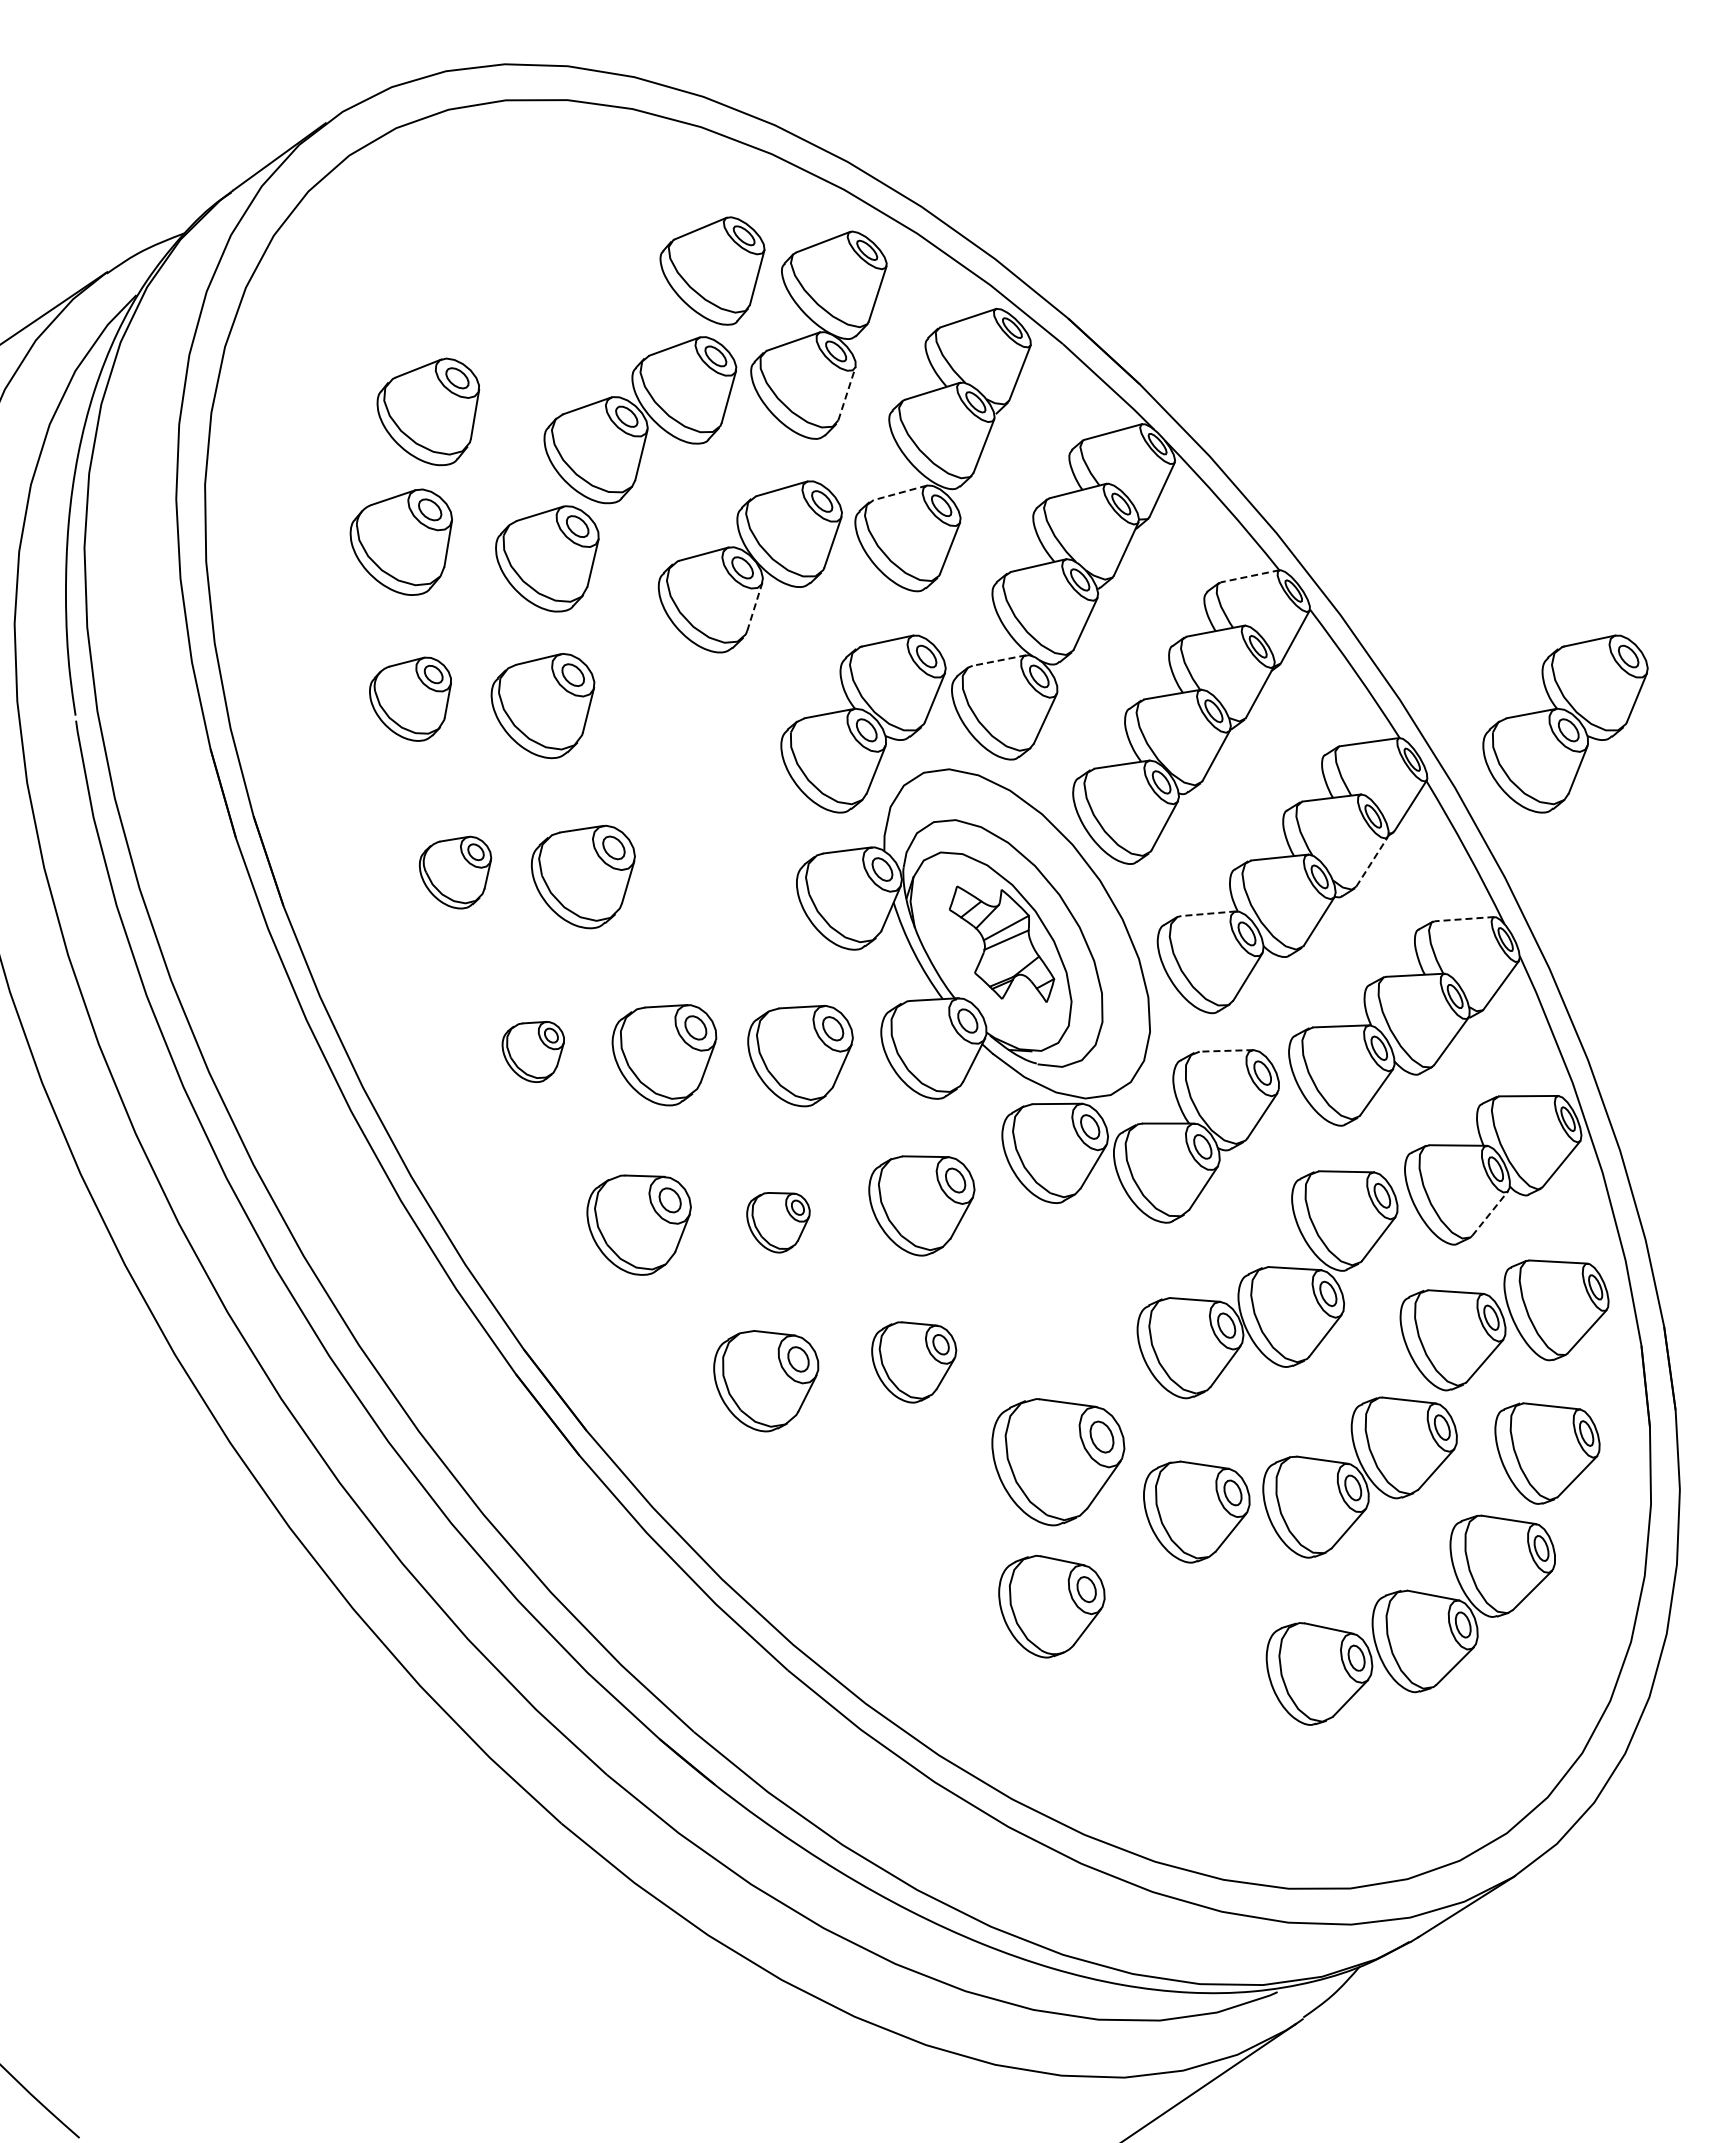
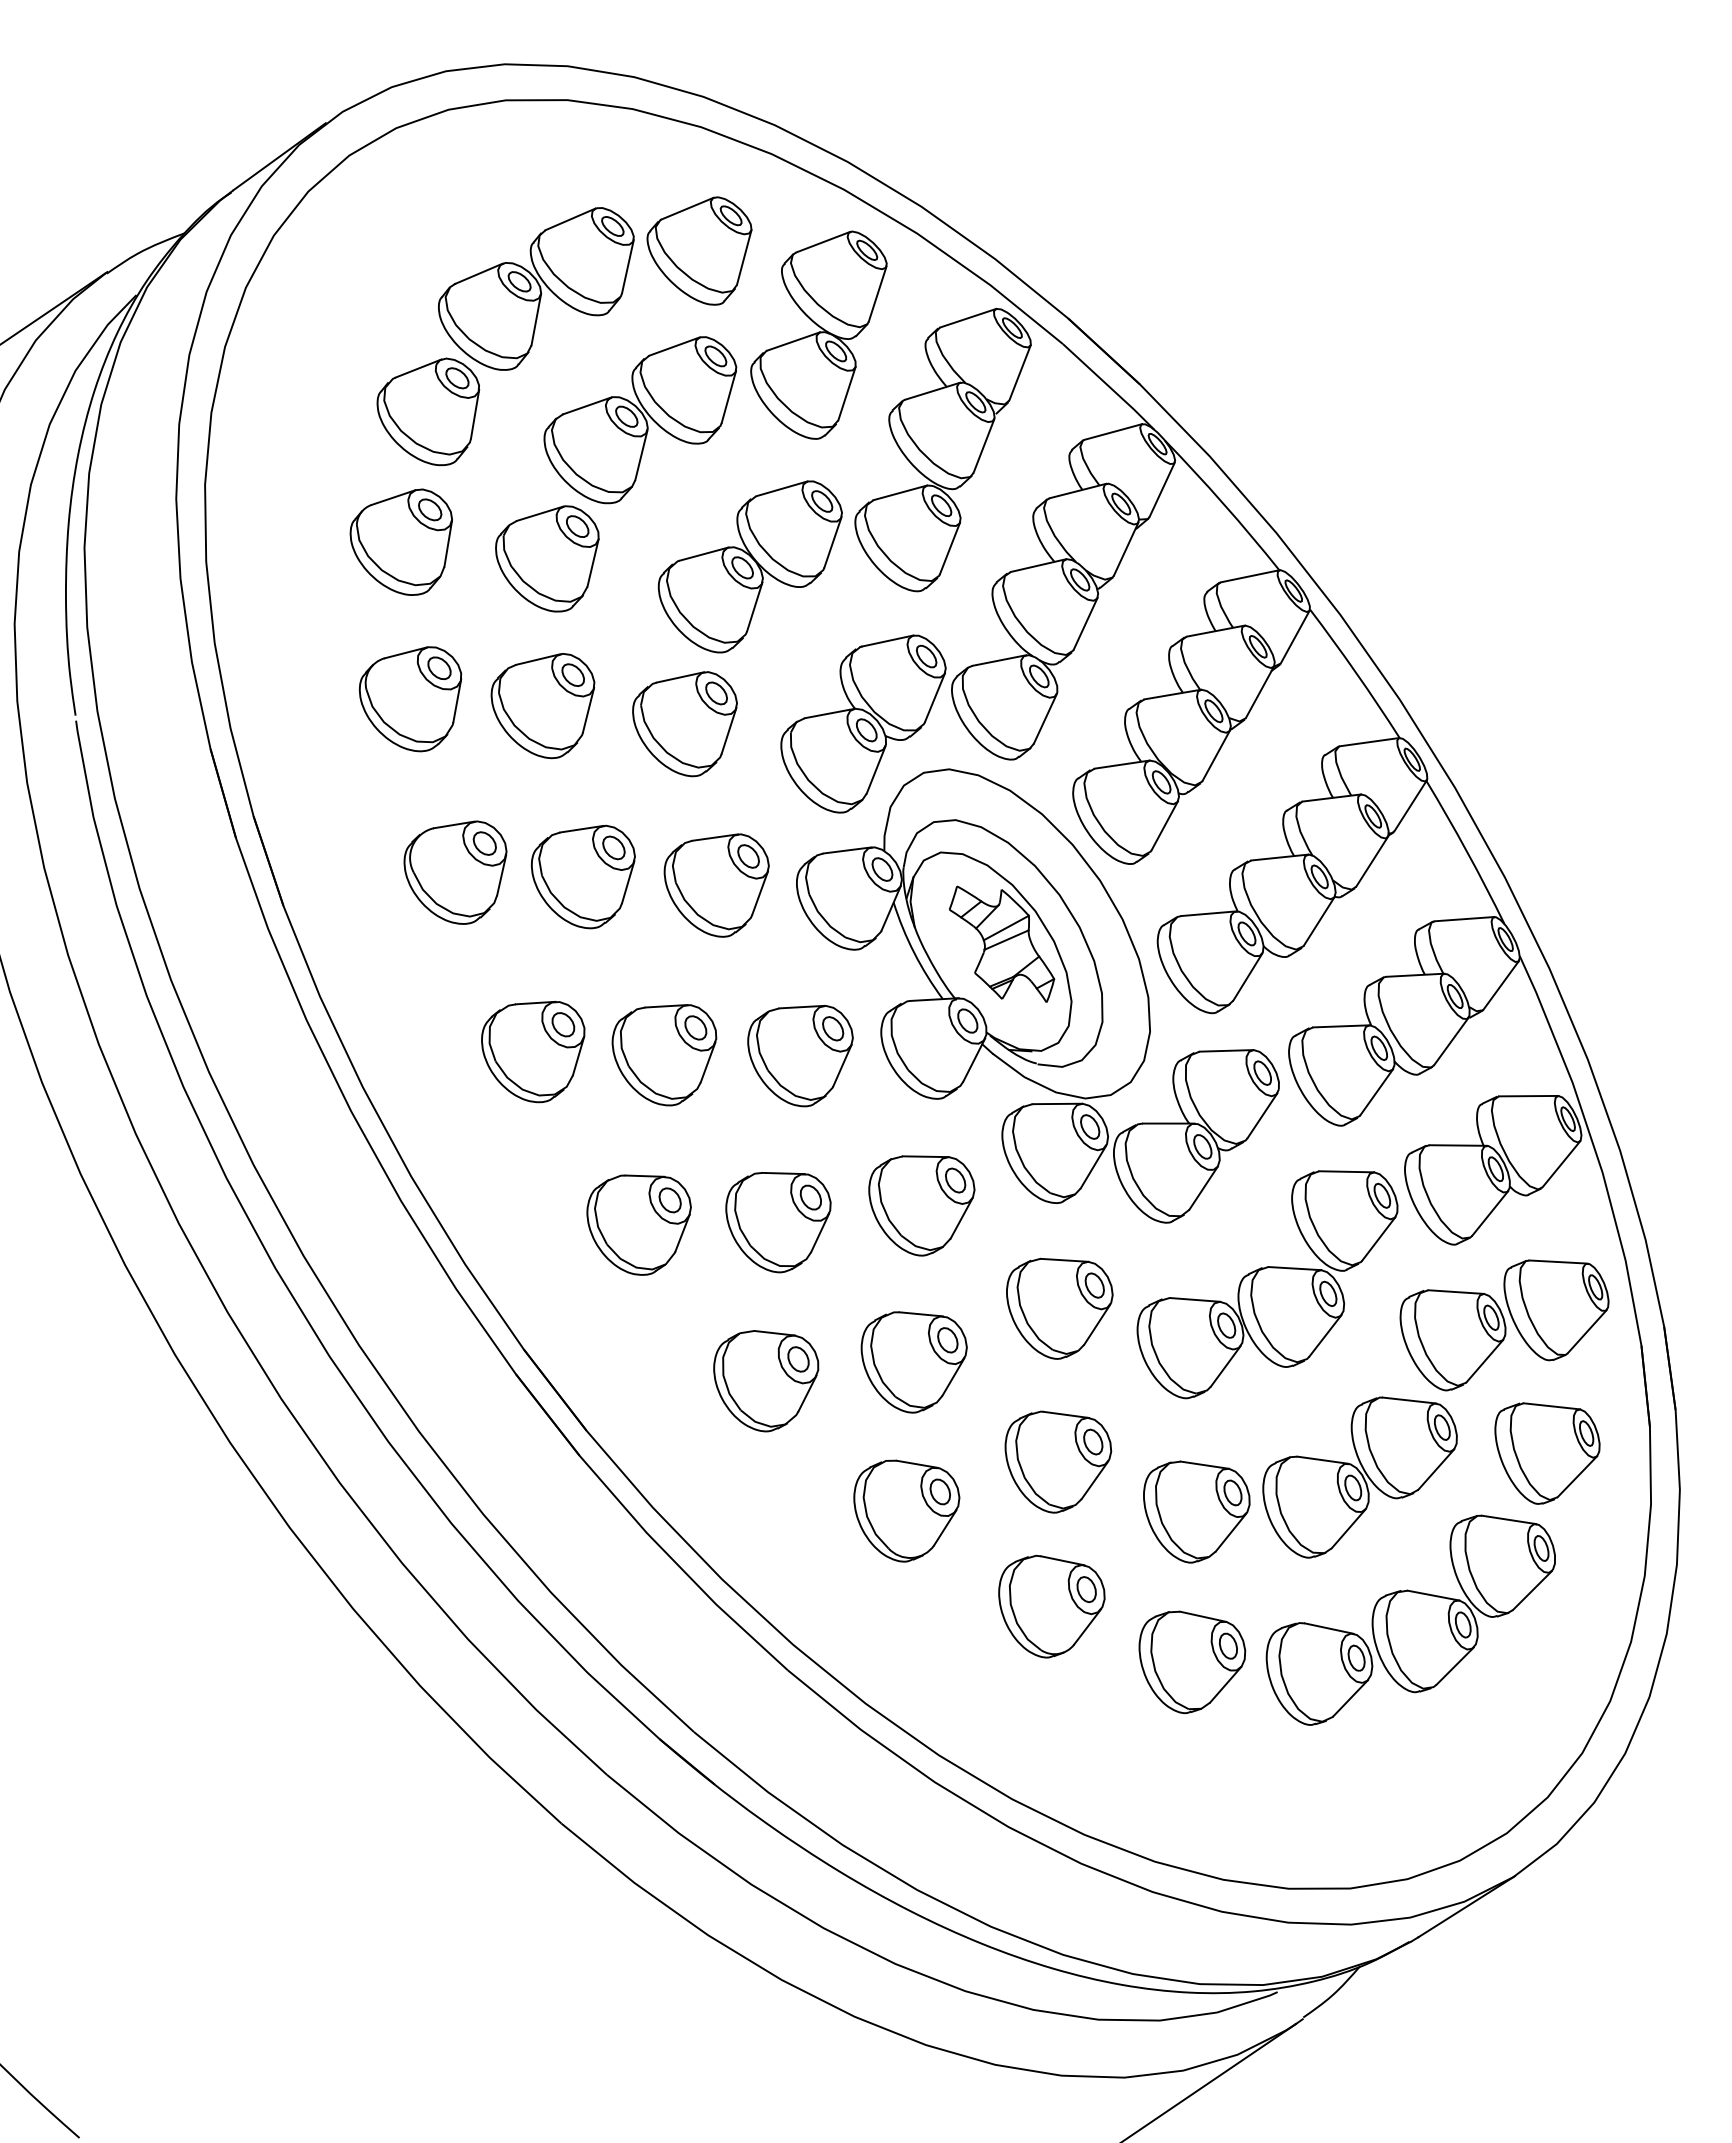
part position: (712, 270) -> (699, 250) (699, 250)
part: none -> present (536, 288)
line: dashed -> solid (846, 393)
line: dashed -> solid (900, 492)
line: dashed -> solid (1249, 576)
line: dashed -> solid (754, 606)
line: dashed -> solid (998, 660)
part size: 83x86 px -> 105x107 px (410, 699)
part: present -> none (1565, 723)
part: none -> present (684, 724)
line: dashed -> solid (1372, 861)
part size: 75x75 px -> 105x105 px (455, 872)
part: none -> present (716, 885)
line: dashed -> solid (1208, 913)
line: dashed -> solid (1464, 919)
line: dashed -> solid (1226, 1050)
part size: 64x62 px -> 105x104 px (533, 1051)
line: dashed -> solid (1490, 1213)
part size: 65x62 px -> 107x102 px (778, 1222)
part: none -> present (1059, 1308)
part size: 87x83 px -> 108x103 px (913, 1362)
part size: 135x129 px -> 109x104 px (1058, 1461)
part: none -> present (906, 1510)
part: none -> present (1192, 1662)
